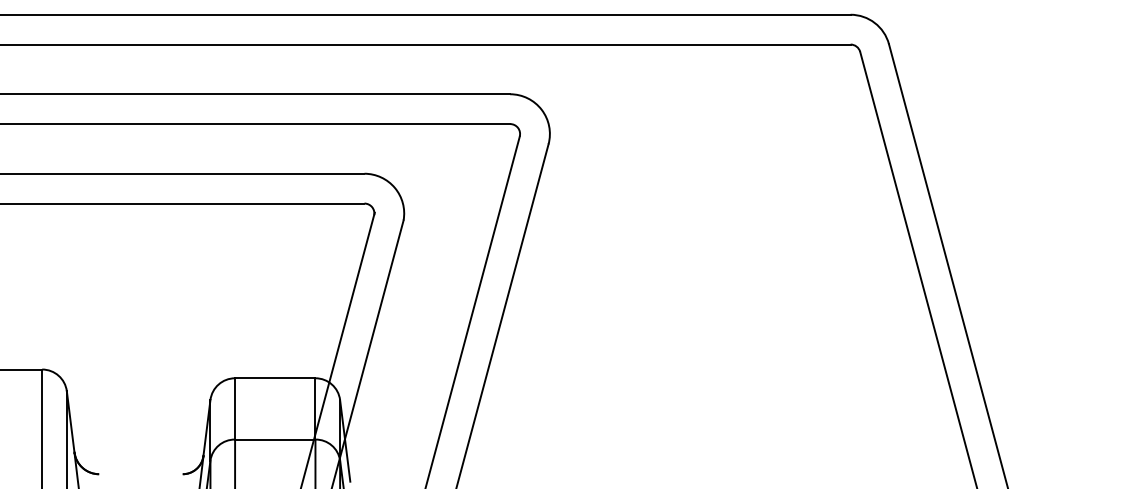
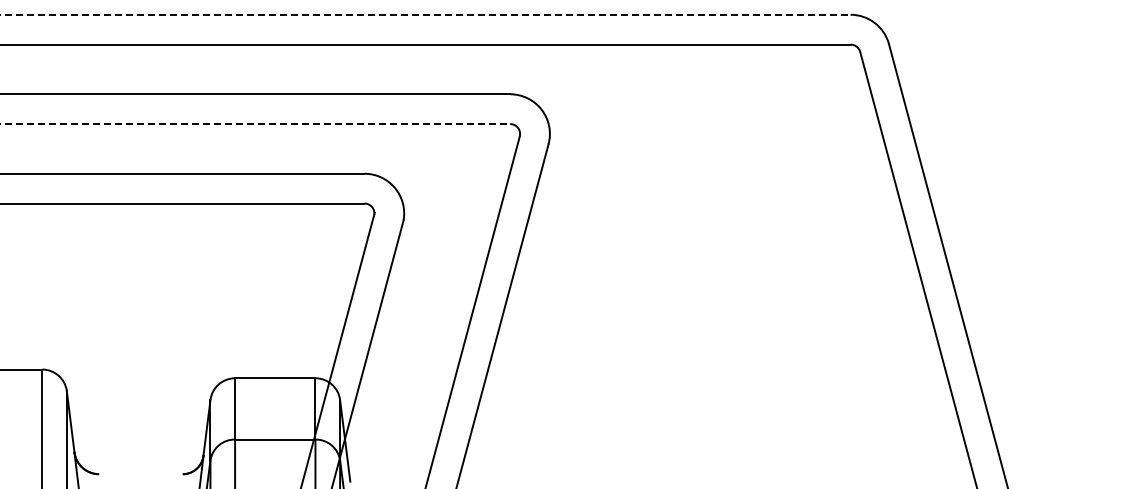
line: solid -> dashed (425, 14)
line: solid -> dashed (255, 124)
